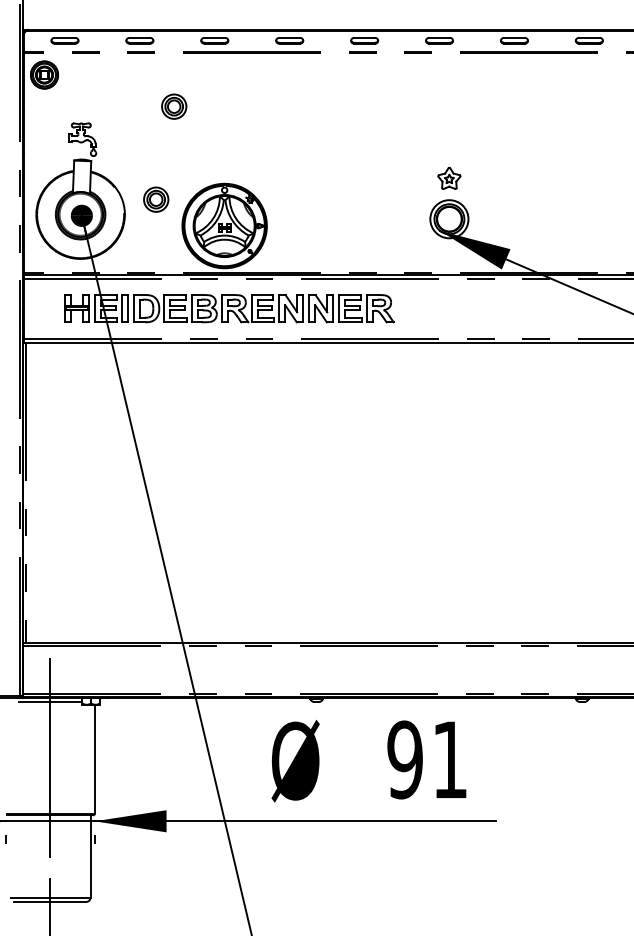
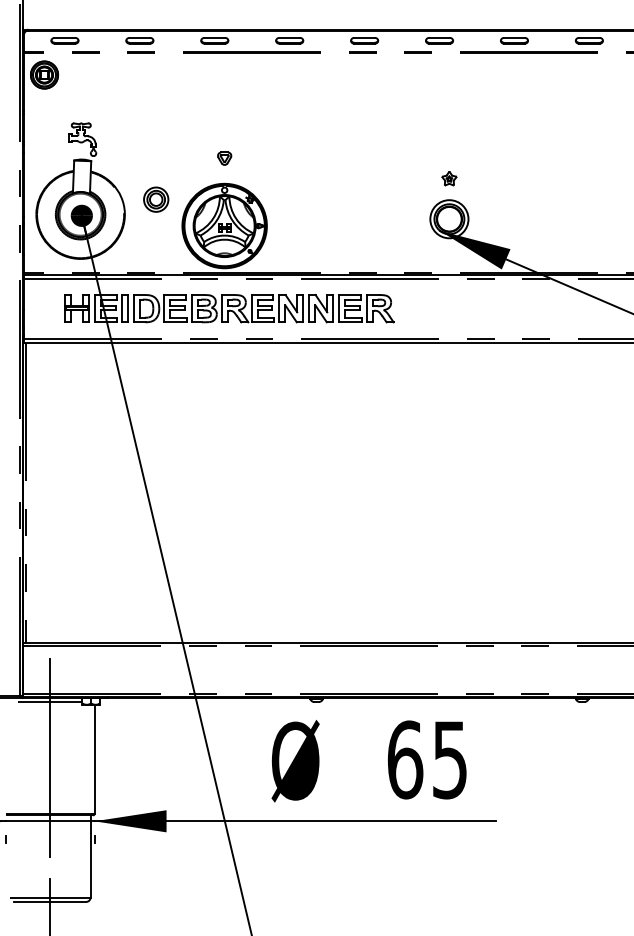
part: present -> none (174, 106)
part: none -> present (224, 158)
part size: 25x23 px -> 17x16 px (449, 178)
text: 91 -> 65 (426, 759)
